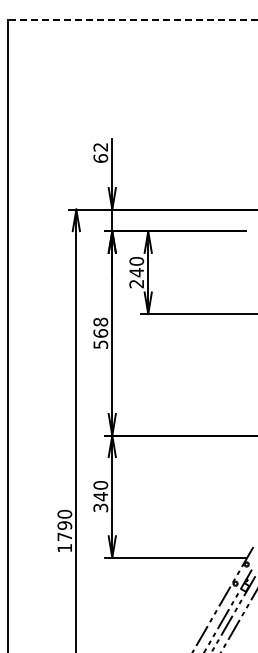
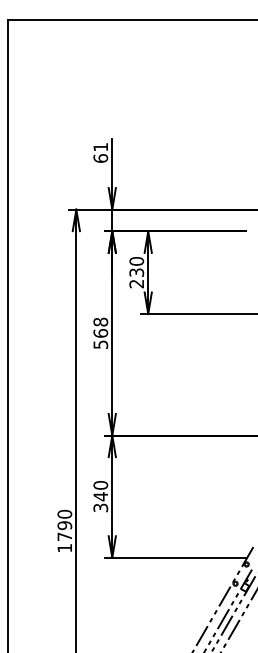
line: dashed -> solid (132, 19)
text: 62 -> 61 (100, 147)
text: 240 -> 230 (136, 272)
